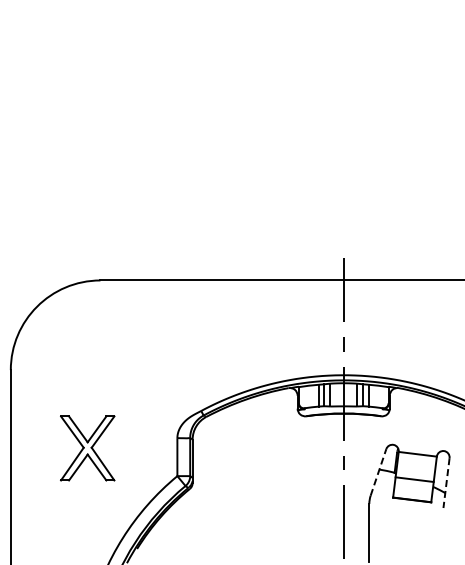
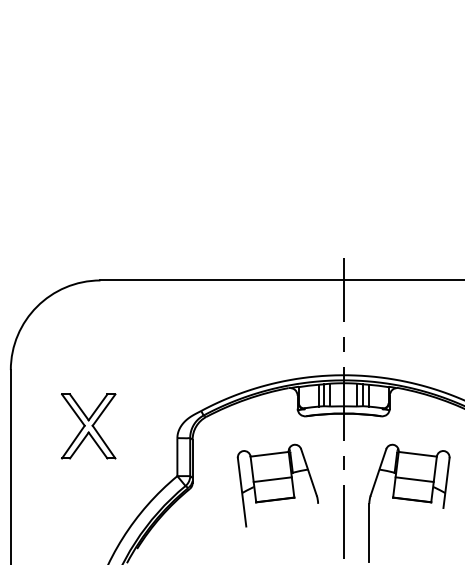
part position: (87, 448) -> (88, 426) (88, 426)
line: dashed -> solid (378, 472)
line: dashed -> solid (446, 483)
part: none -> present (277, 485)
